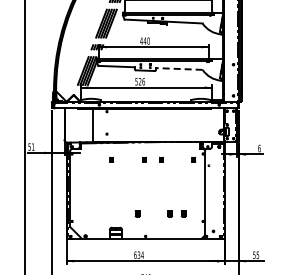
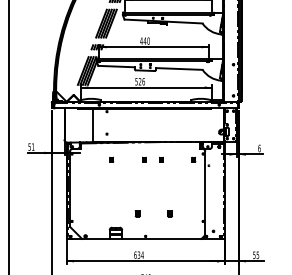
line: dashed -> solid (178, 68)
line position: (24, 136) -> (8, 136) (8, 136)
part: present -> none (183, 213)
